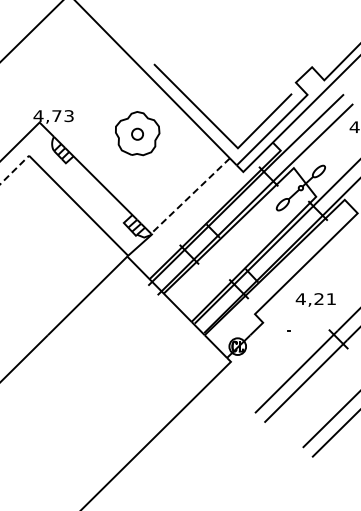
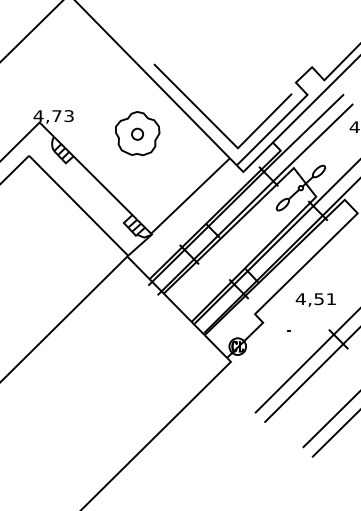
line: dashed -> solid (14, 169)
line: dashed -> solid (190, 196)
text: 4,21 -> 4,51 (318, 299)
